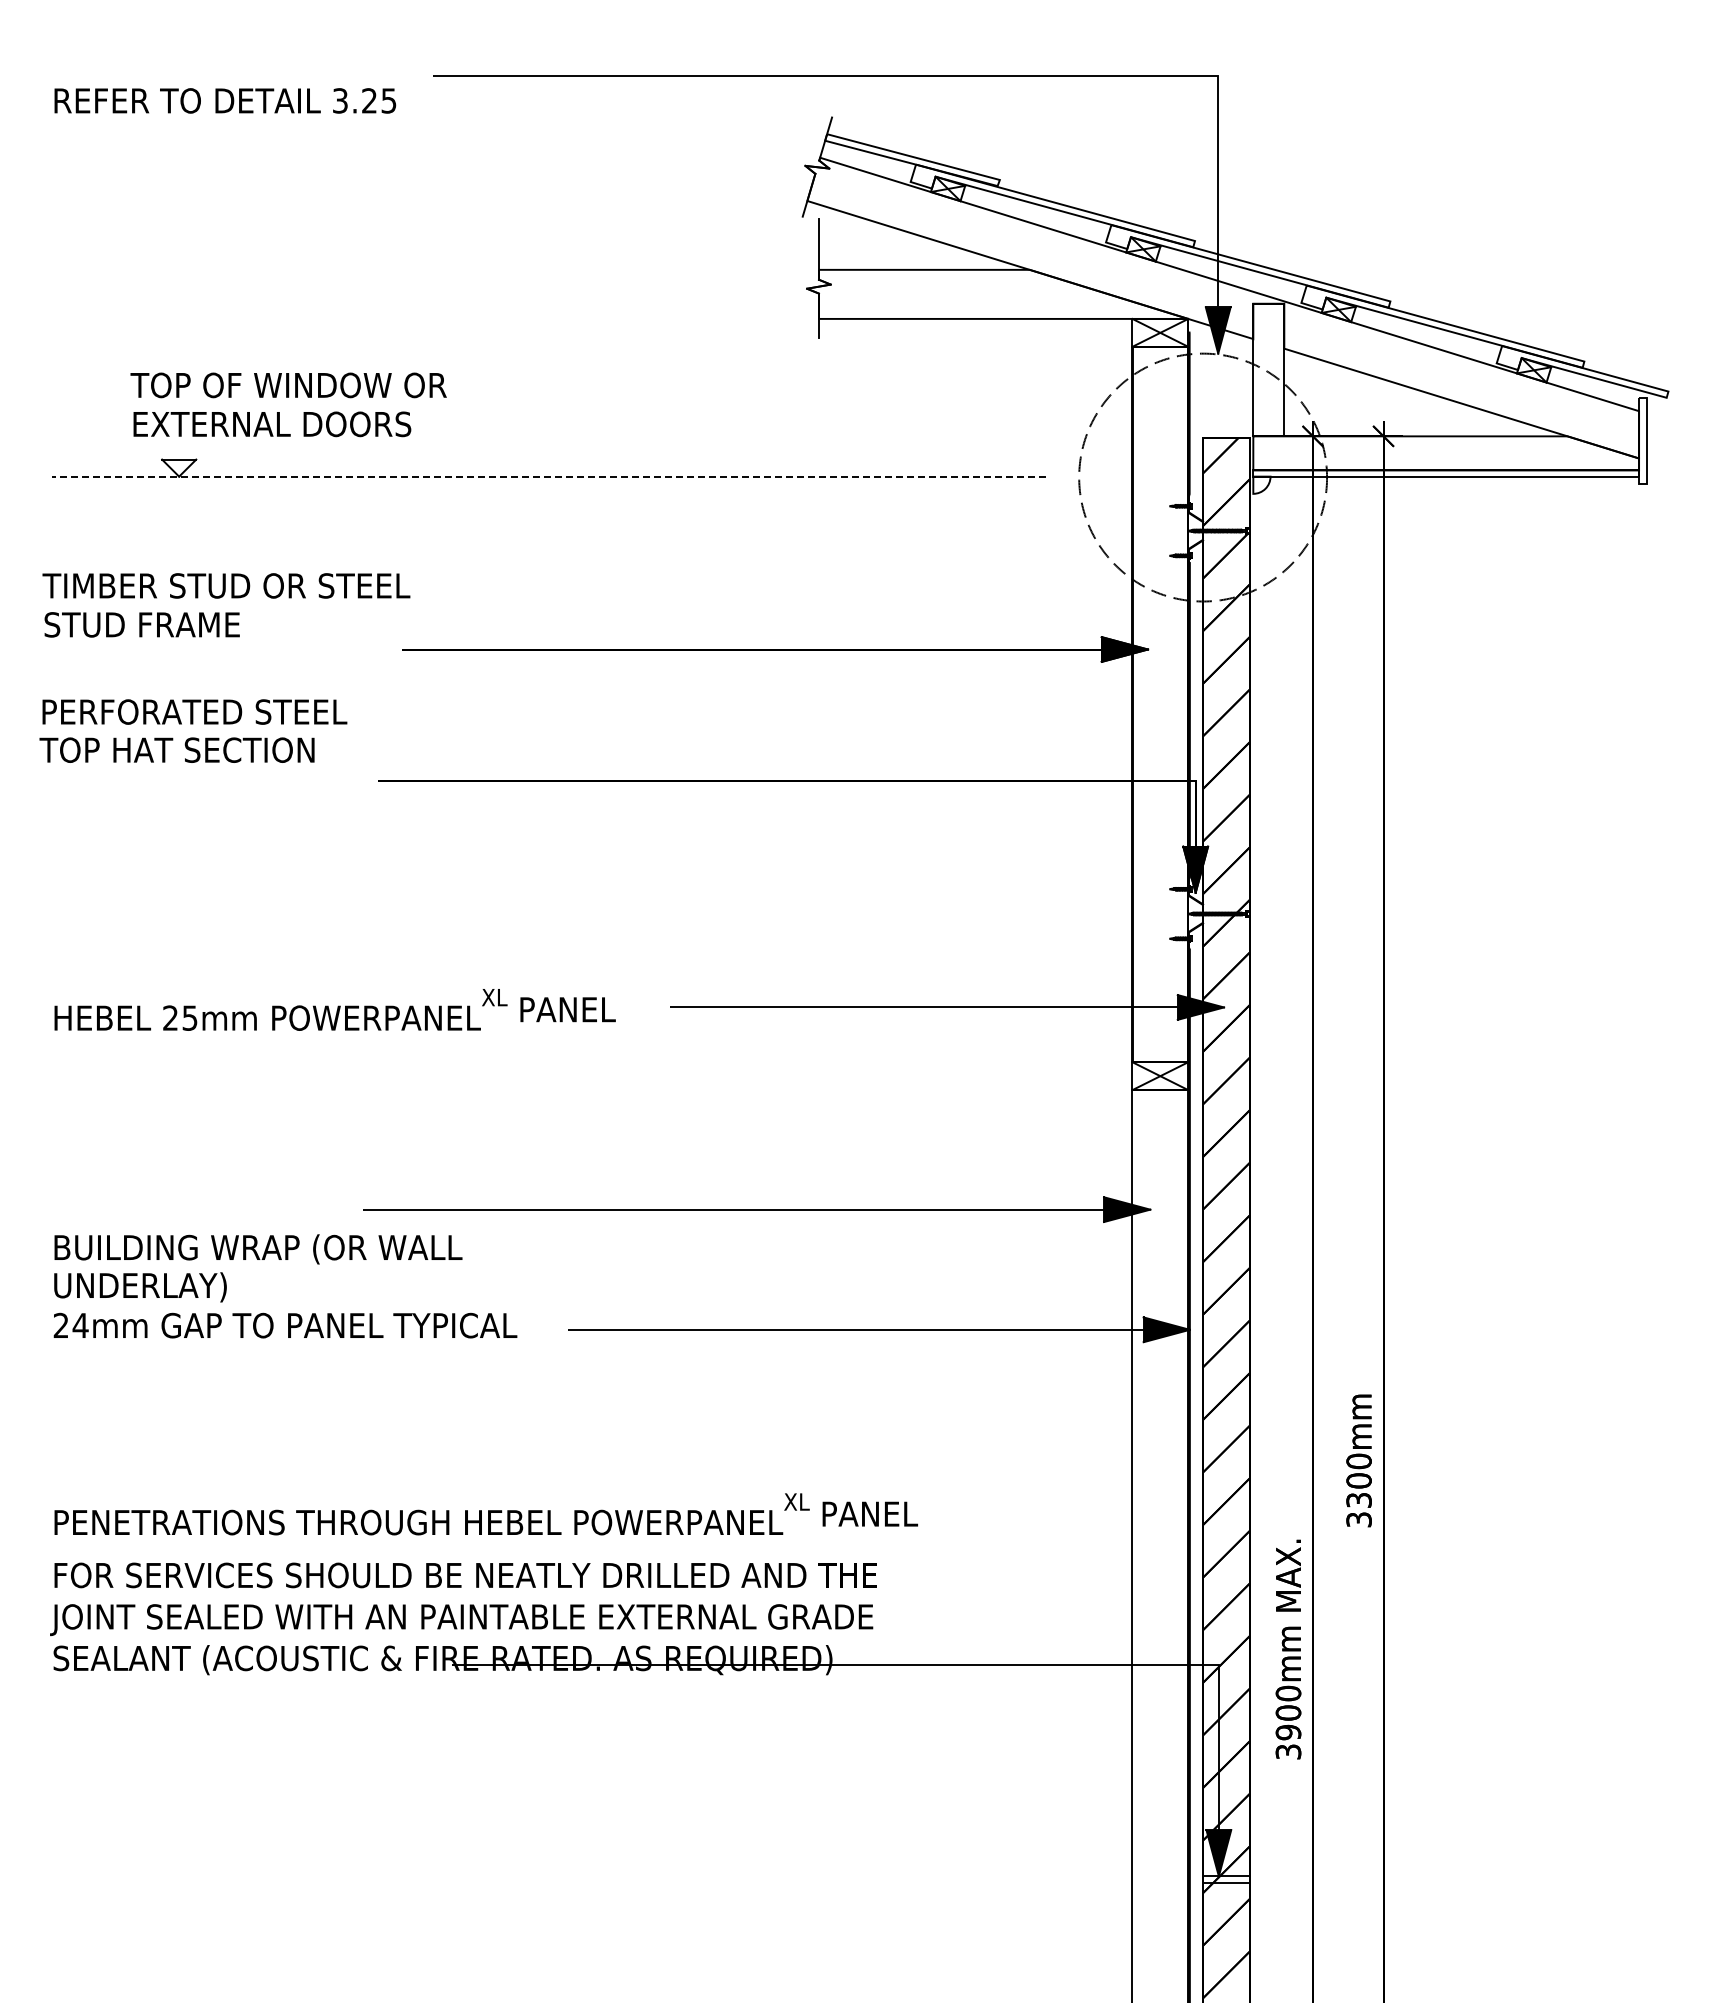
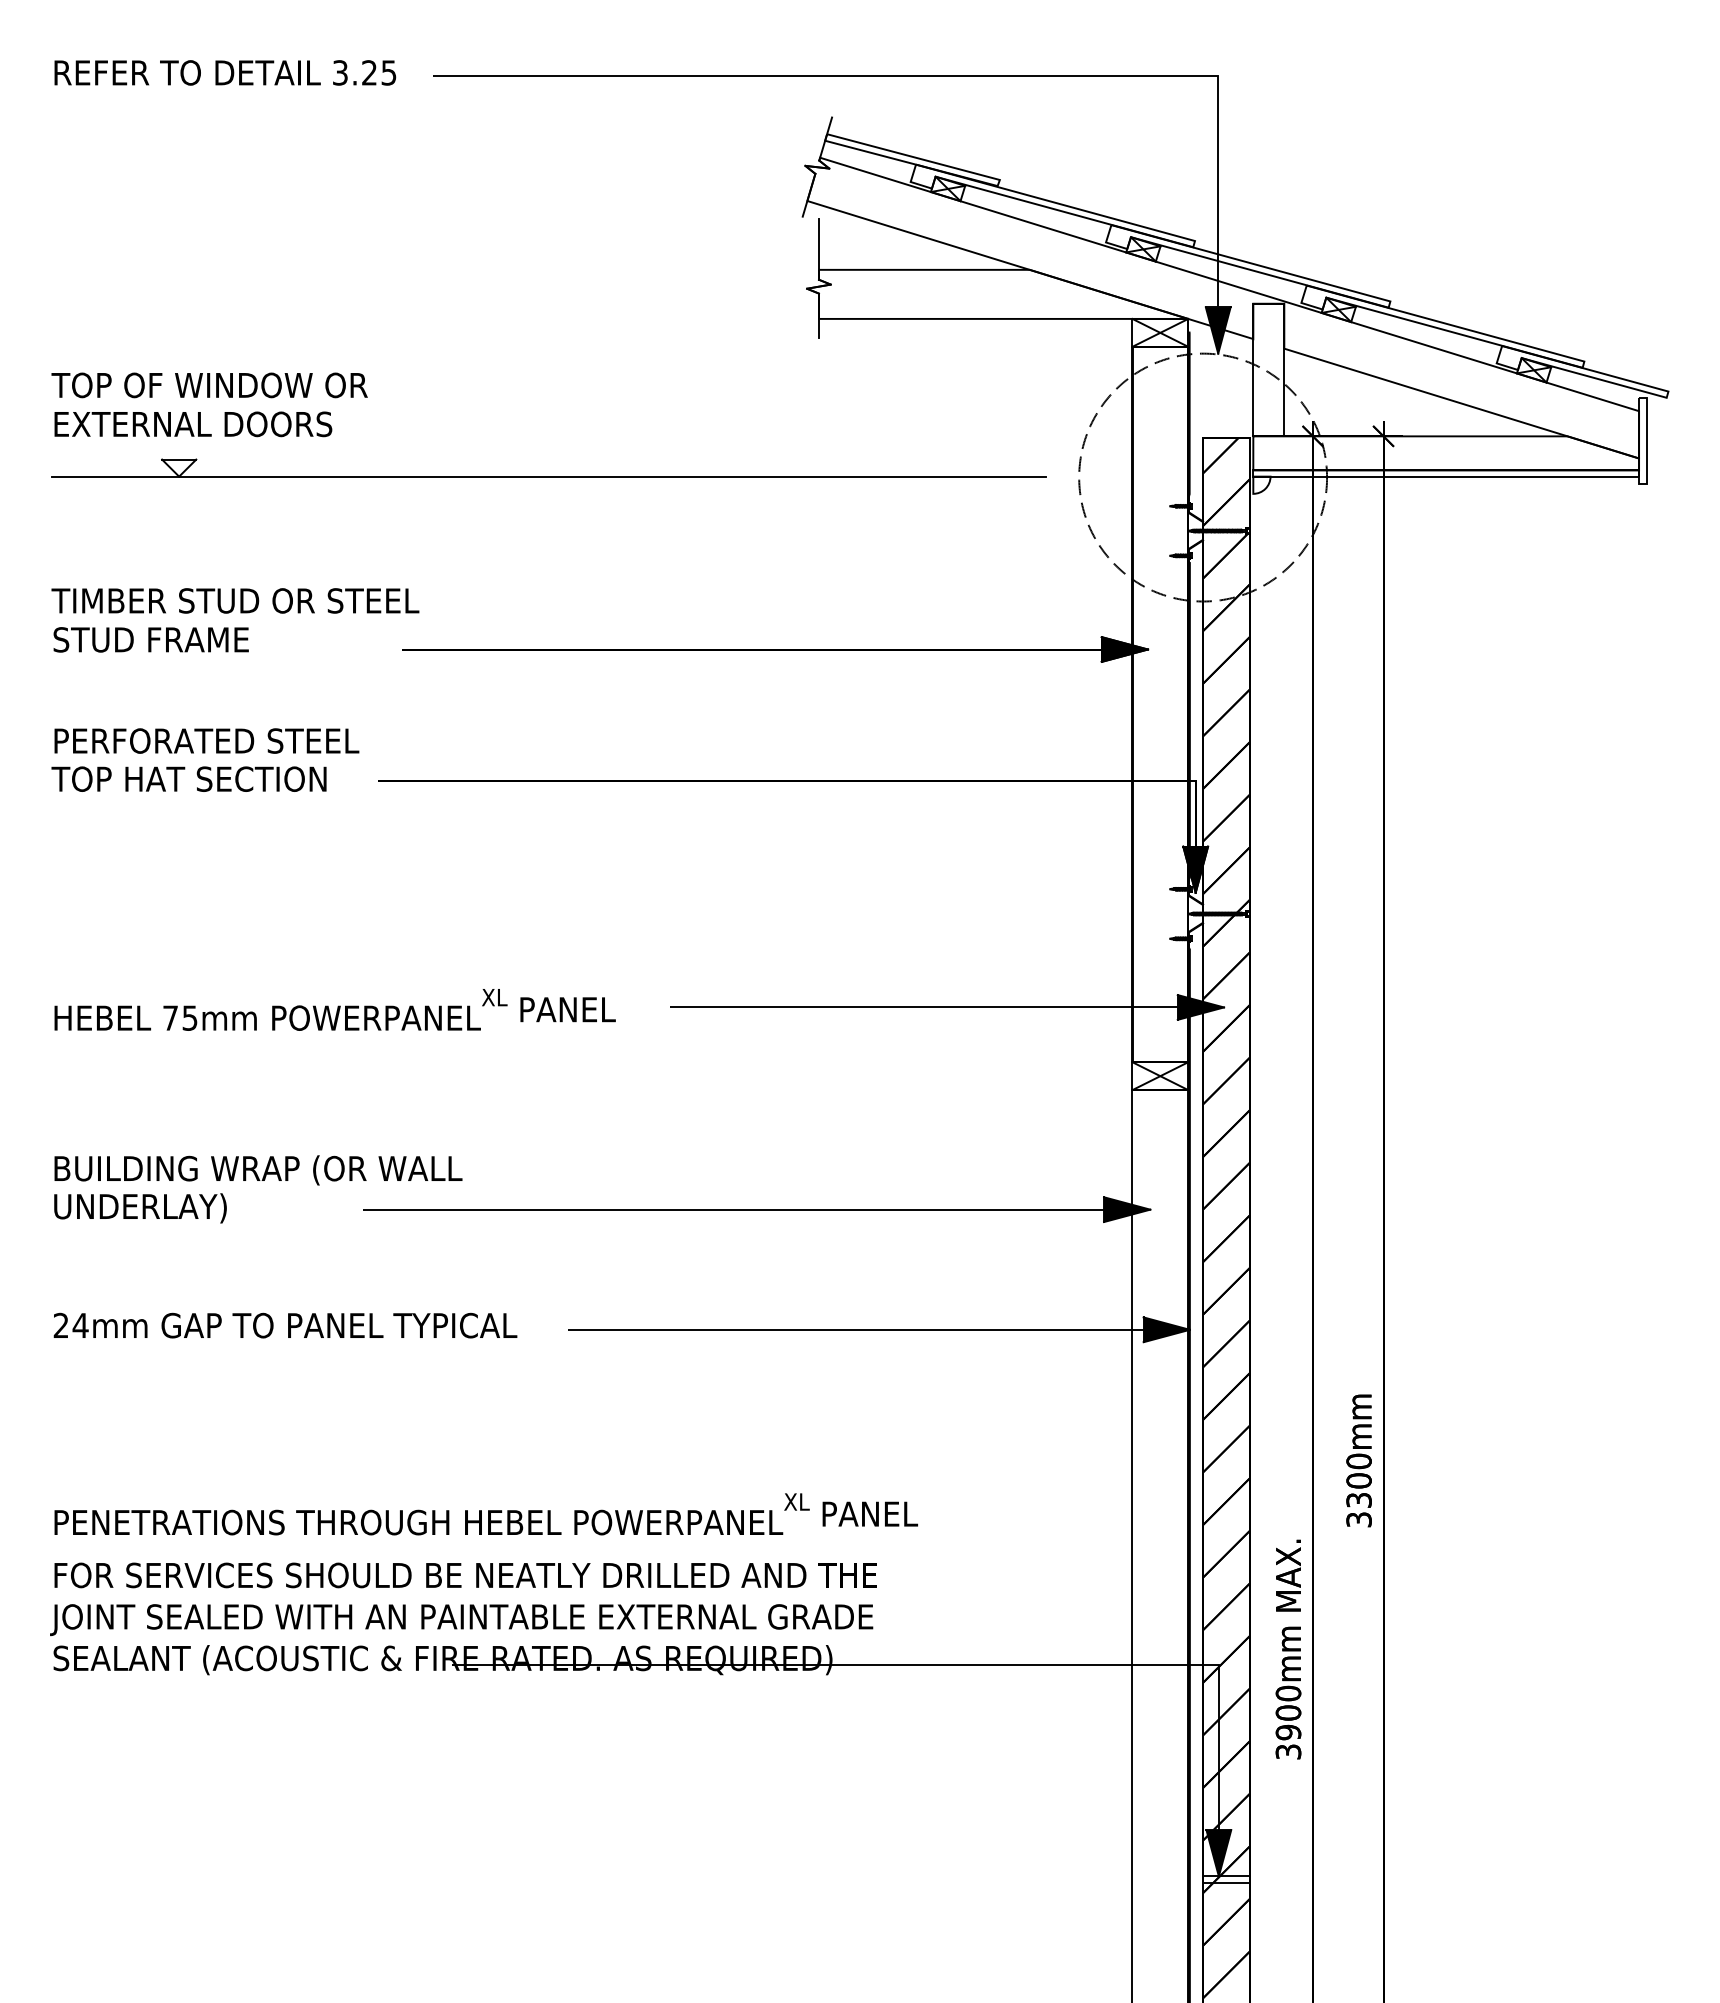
text position: (225, 100) -> (225, 72) (225, 72)
text position: (288, 404) -> (209, 404) (209, 404)
line: dashed -> solid (548, 476)
text position: (226, 605) -> (235, 620) (235, 620)
text position: (193, 730) -> (205, 759) (205, 759)
text: 25mm -> 75mm (170, 1017)
text position: (258, 1268) -> (258, 1189) (258, 1189)
